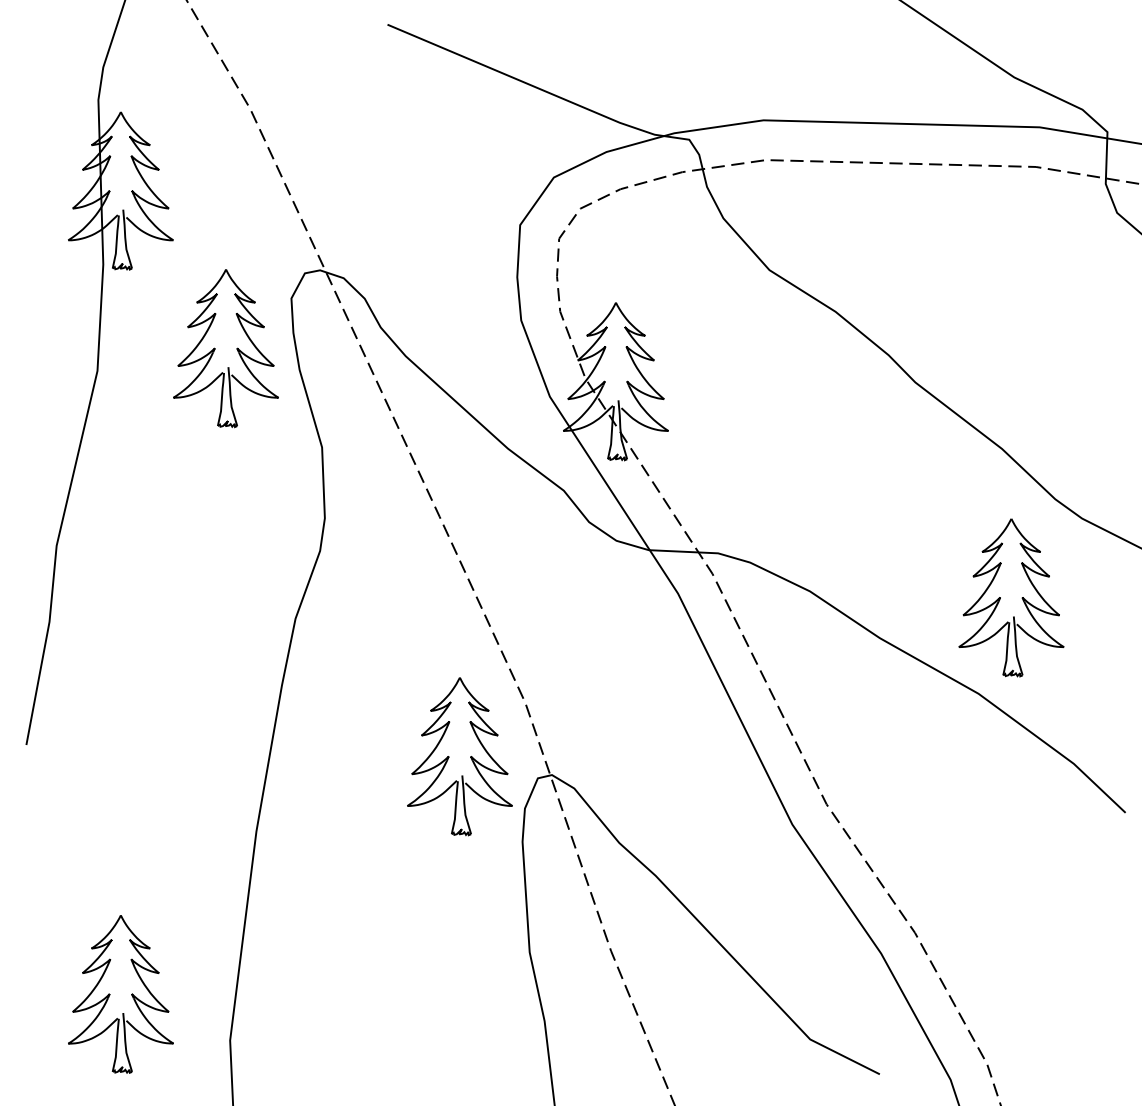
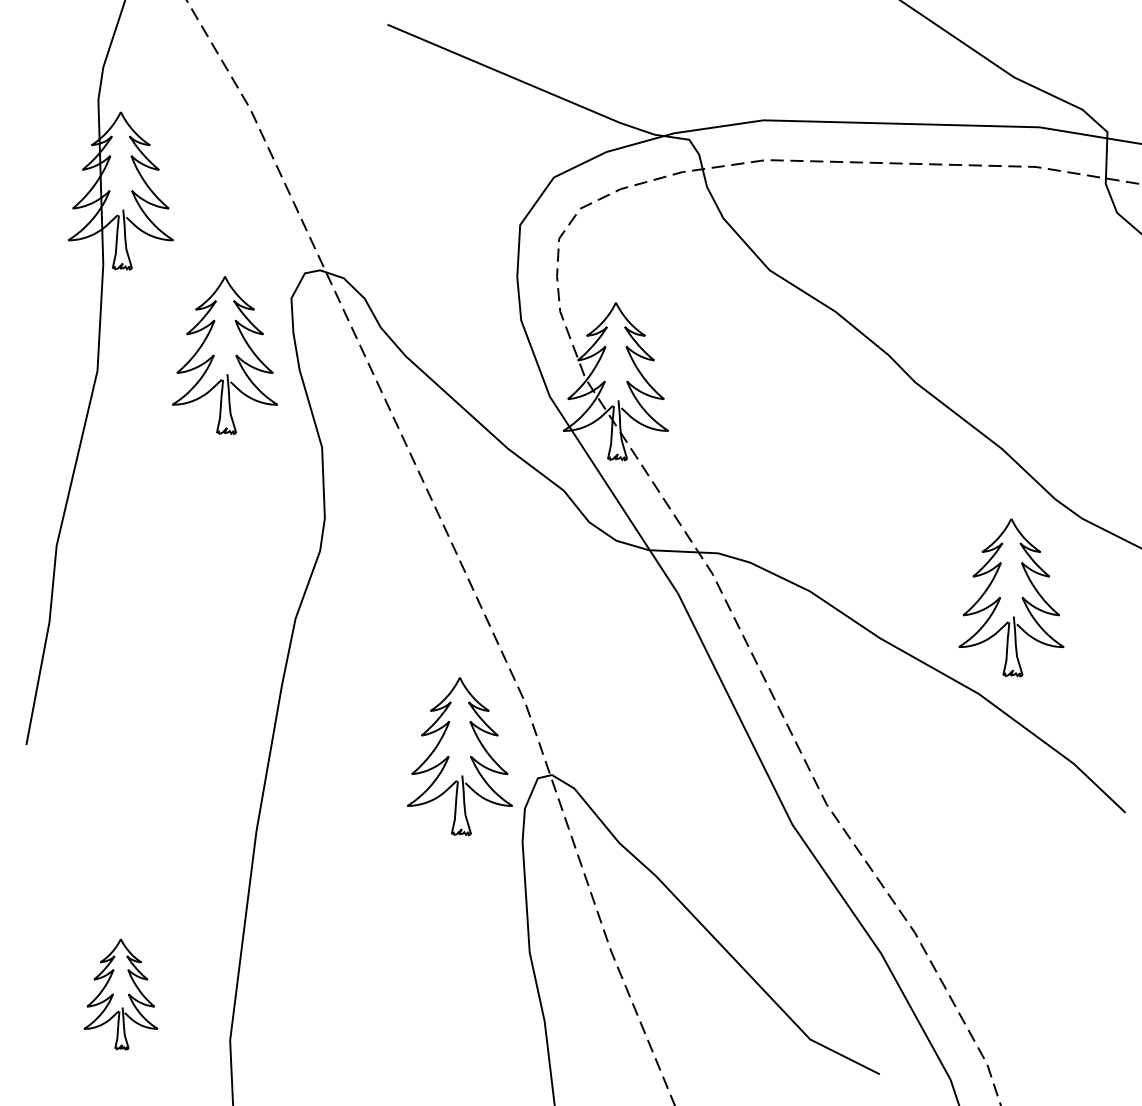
part position: (225, 348) -> (224, 355) (224, 355)
part size: 106x159 px -> 76x113 px (120, 994)
